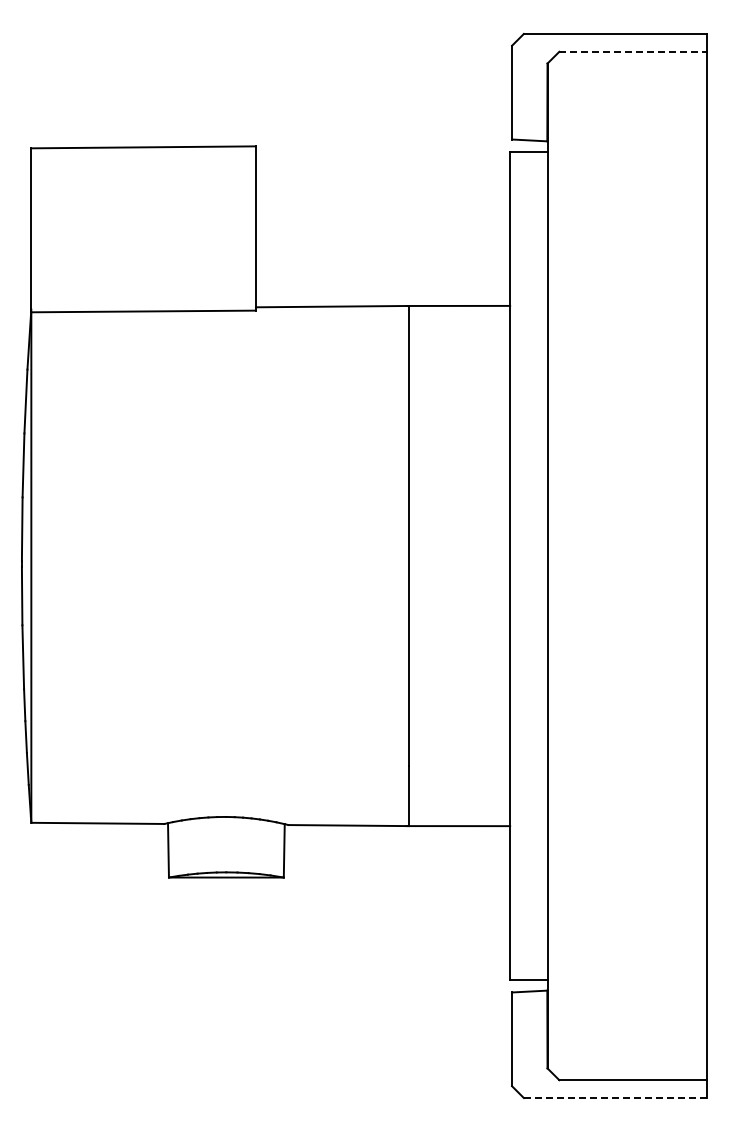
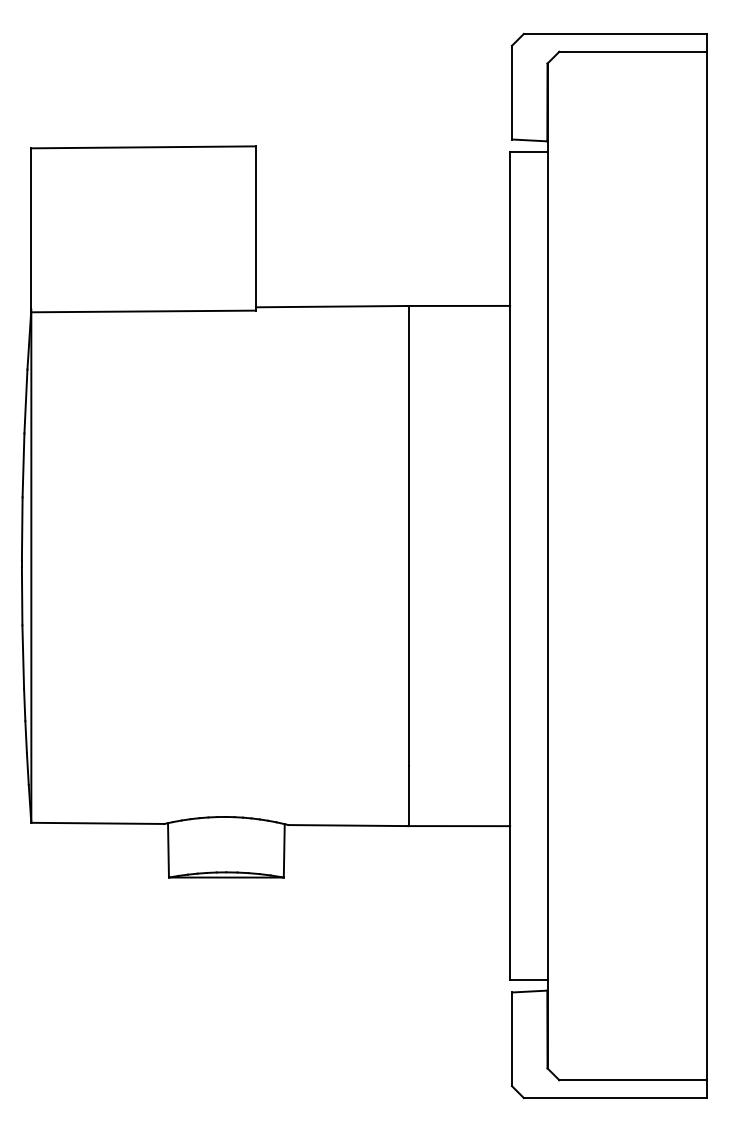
line: dashed -> solid (633, 51)
line: dashed -> solid (615, 1098)
